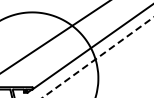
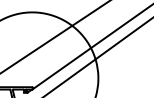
line: dashed -> solid (98, 57)
